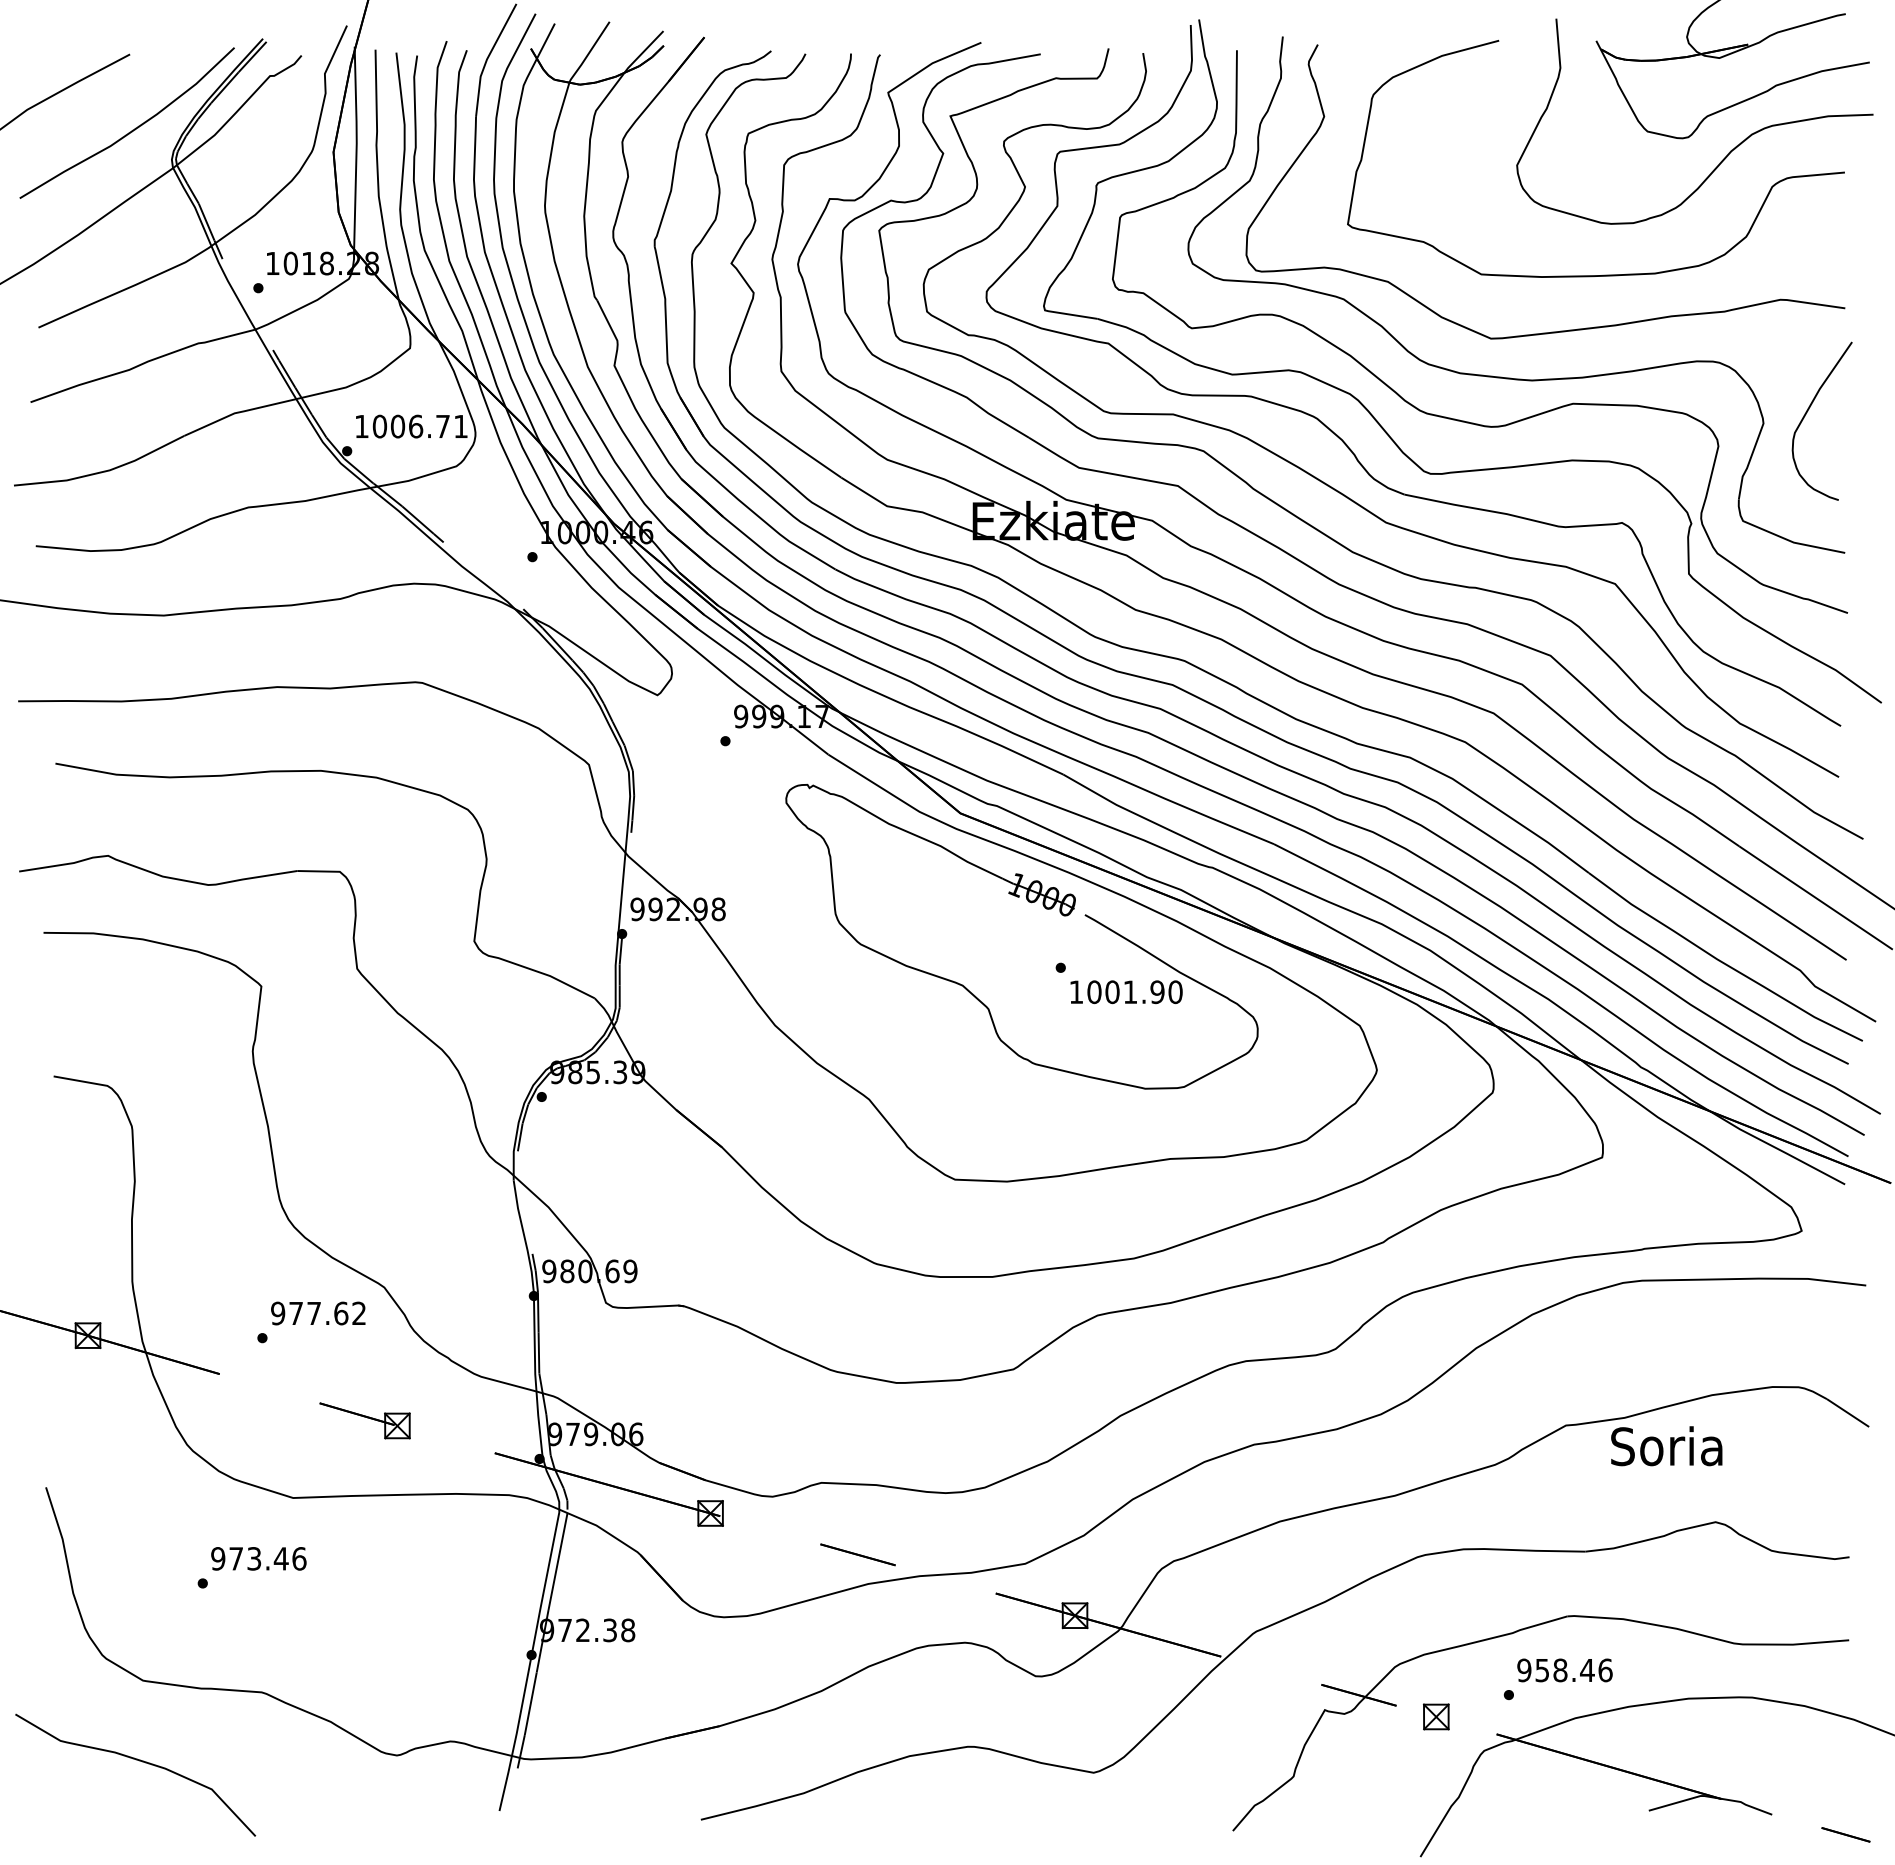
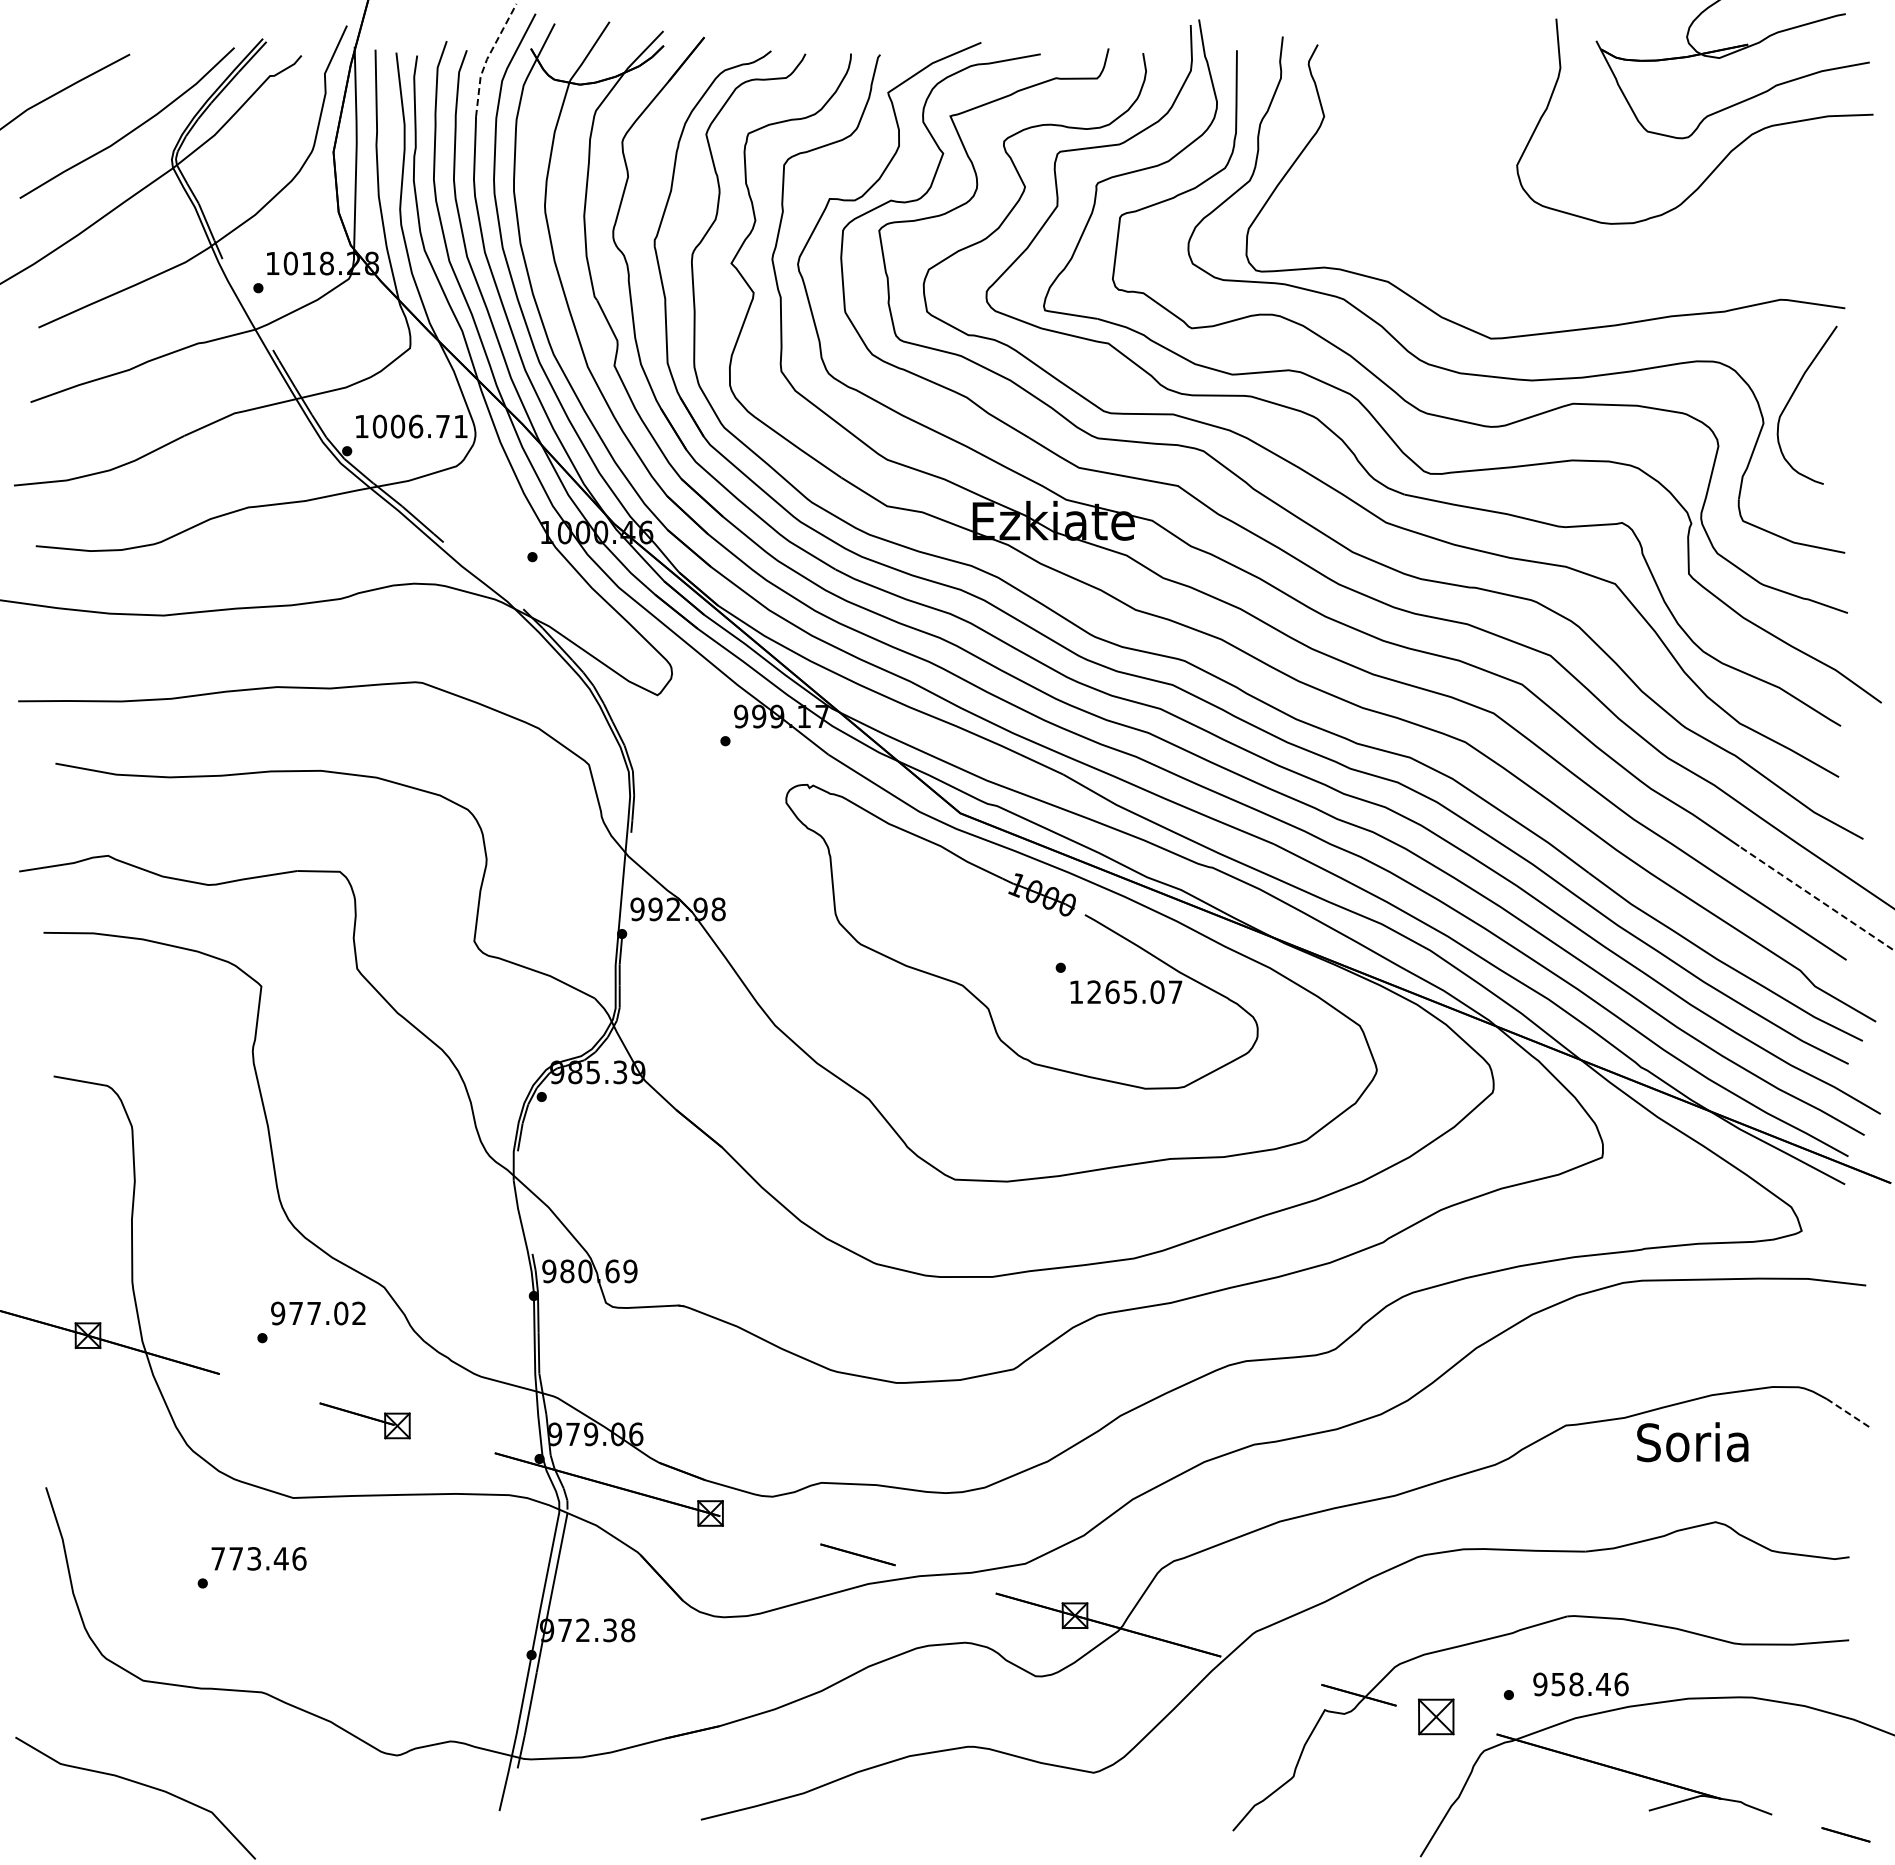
line: solid -> dashed (487, 58)
curve: present -> none (1603, 274)
curve position: (1808, 411) -> (1793, 395) (1793, 395)
line: solid -> dashed (1815, 897)
text: 1001.90 -> 1265.07 (1134, 992)
text: 977.62 -> 977.02 (341, 1313)
line: solid -> dashed (1847, 1412)
text position: (1666, 1446) -> (1692, 1442) (1692, 1442)
text: 973.46 -> 773.46 (218, 1558)
text position: (1564, 1670) -> (1580, 1684) (1580, 1684)
part size: 27x28 px -> 37x38 px (1436, 1716)
curve position: (139, 1761) -> (139, 1784) (139, 1784)
